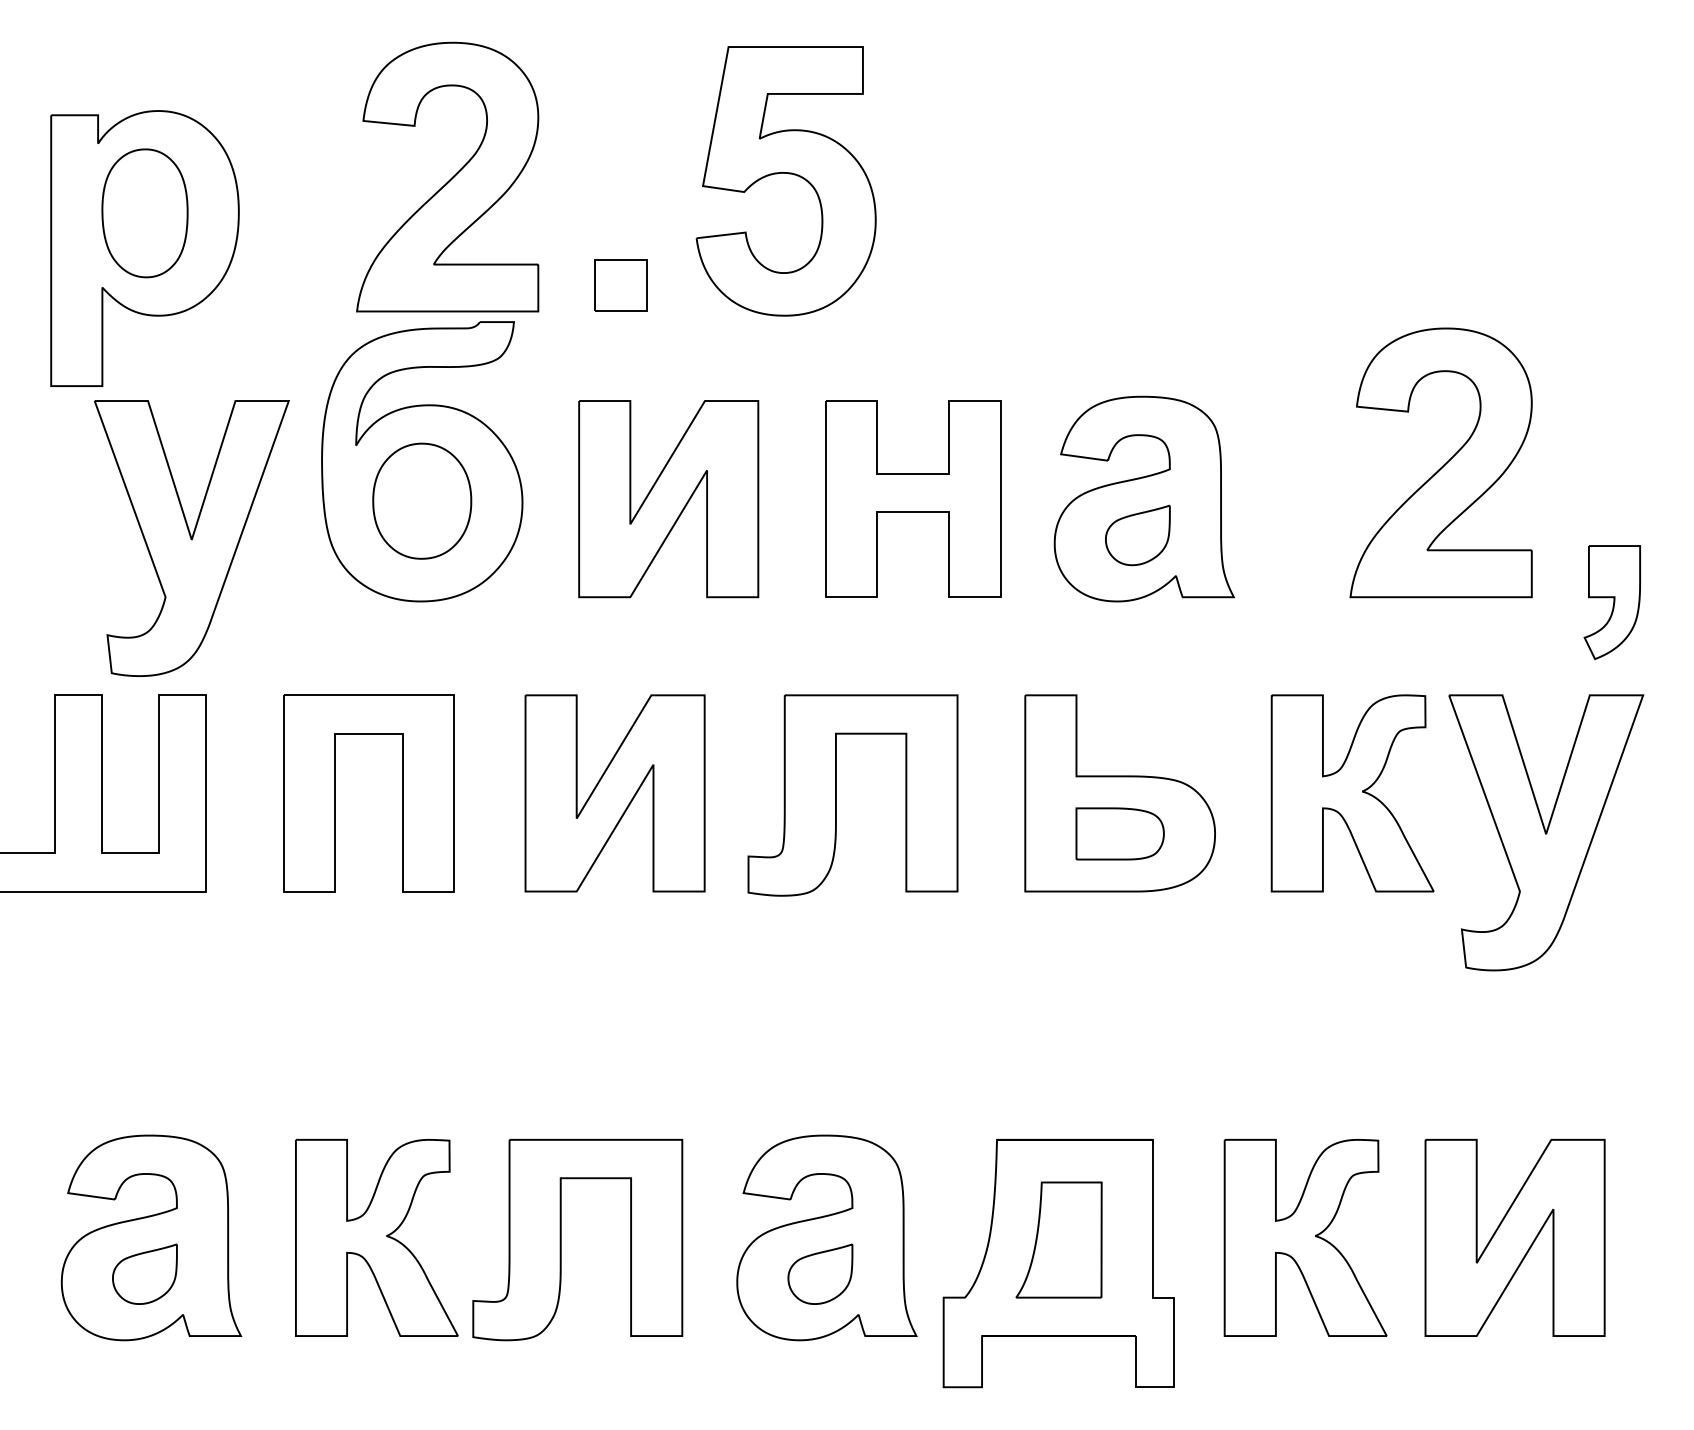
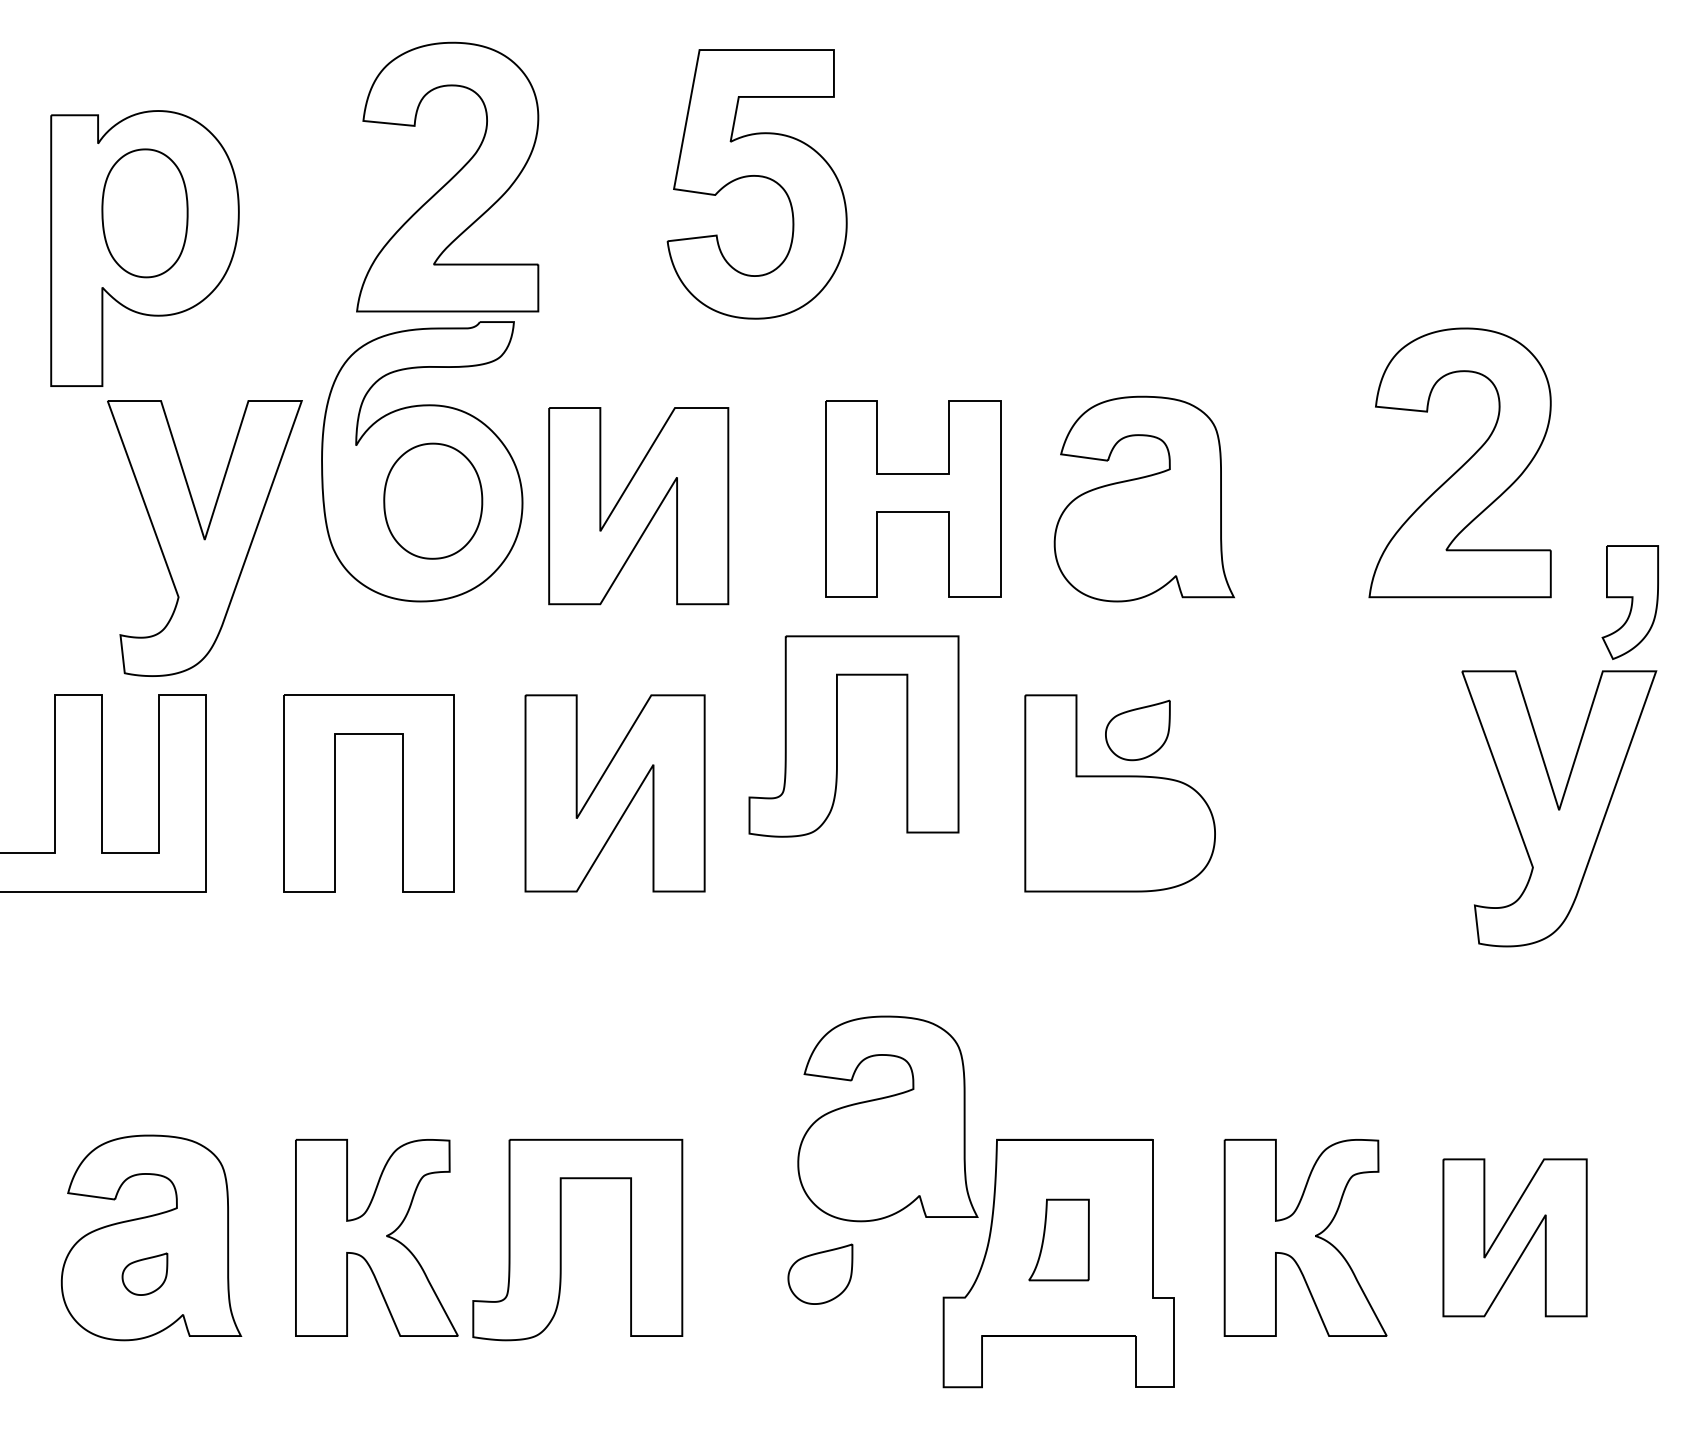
part position: (788, 174) -> (759, 177) (759, 177)
part: present -> none (620, 285)
part position: (1440, 462) -> (1459, 462) (1459, 462)
part position: (668, 499) -> (638, 506) (638, 506)
part position: (422, 500) -> (433, 500) (433, 500)
part position: (1137, 535) -> (1137, 730) (1137, 730)
part position: (191, 538) -> (204, 538) (204, 538)
part position: (1611, 602) -> (1629, 602) (1629, 602)
part: present -> none (1352, 793)
part position: (836, 795) -> (837, 736) (837, 736)
part position: (1546, 832) -> (1559, 808) (1559, 808)
part: present -> none (1119, 833)
part position: (826, 1237) -> (887, 1118) (887, 1118)
part size: 182x199 px -> 146x160 px (1514, 1237)
part size: 88x118 px -> 62x84 px (1058, 1239)
part size: 66x62 px -> 48x44 px (144, 1273)
